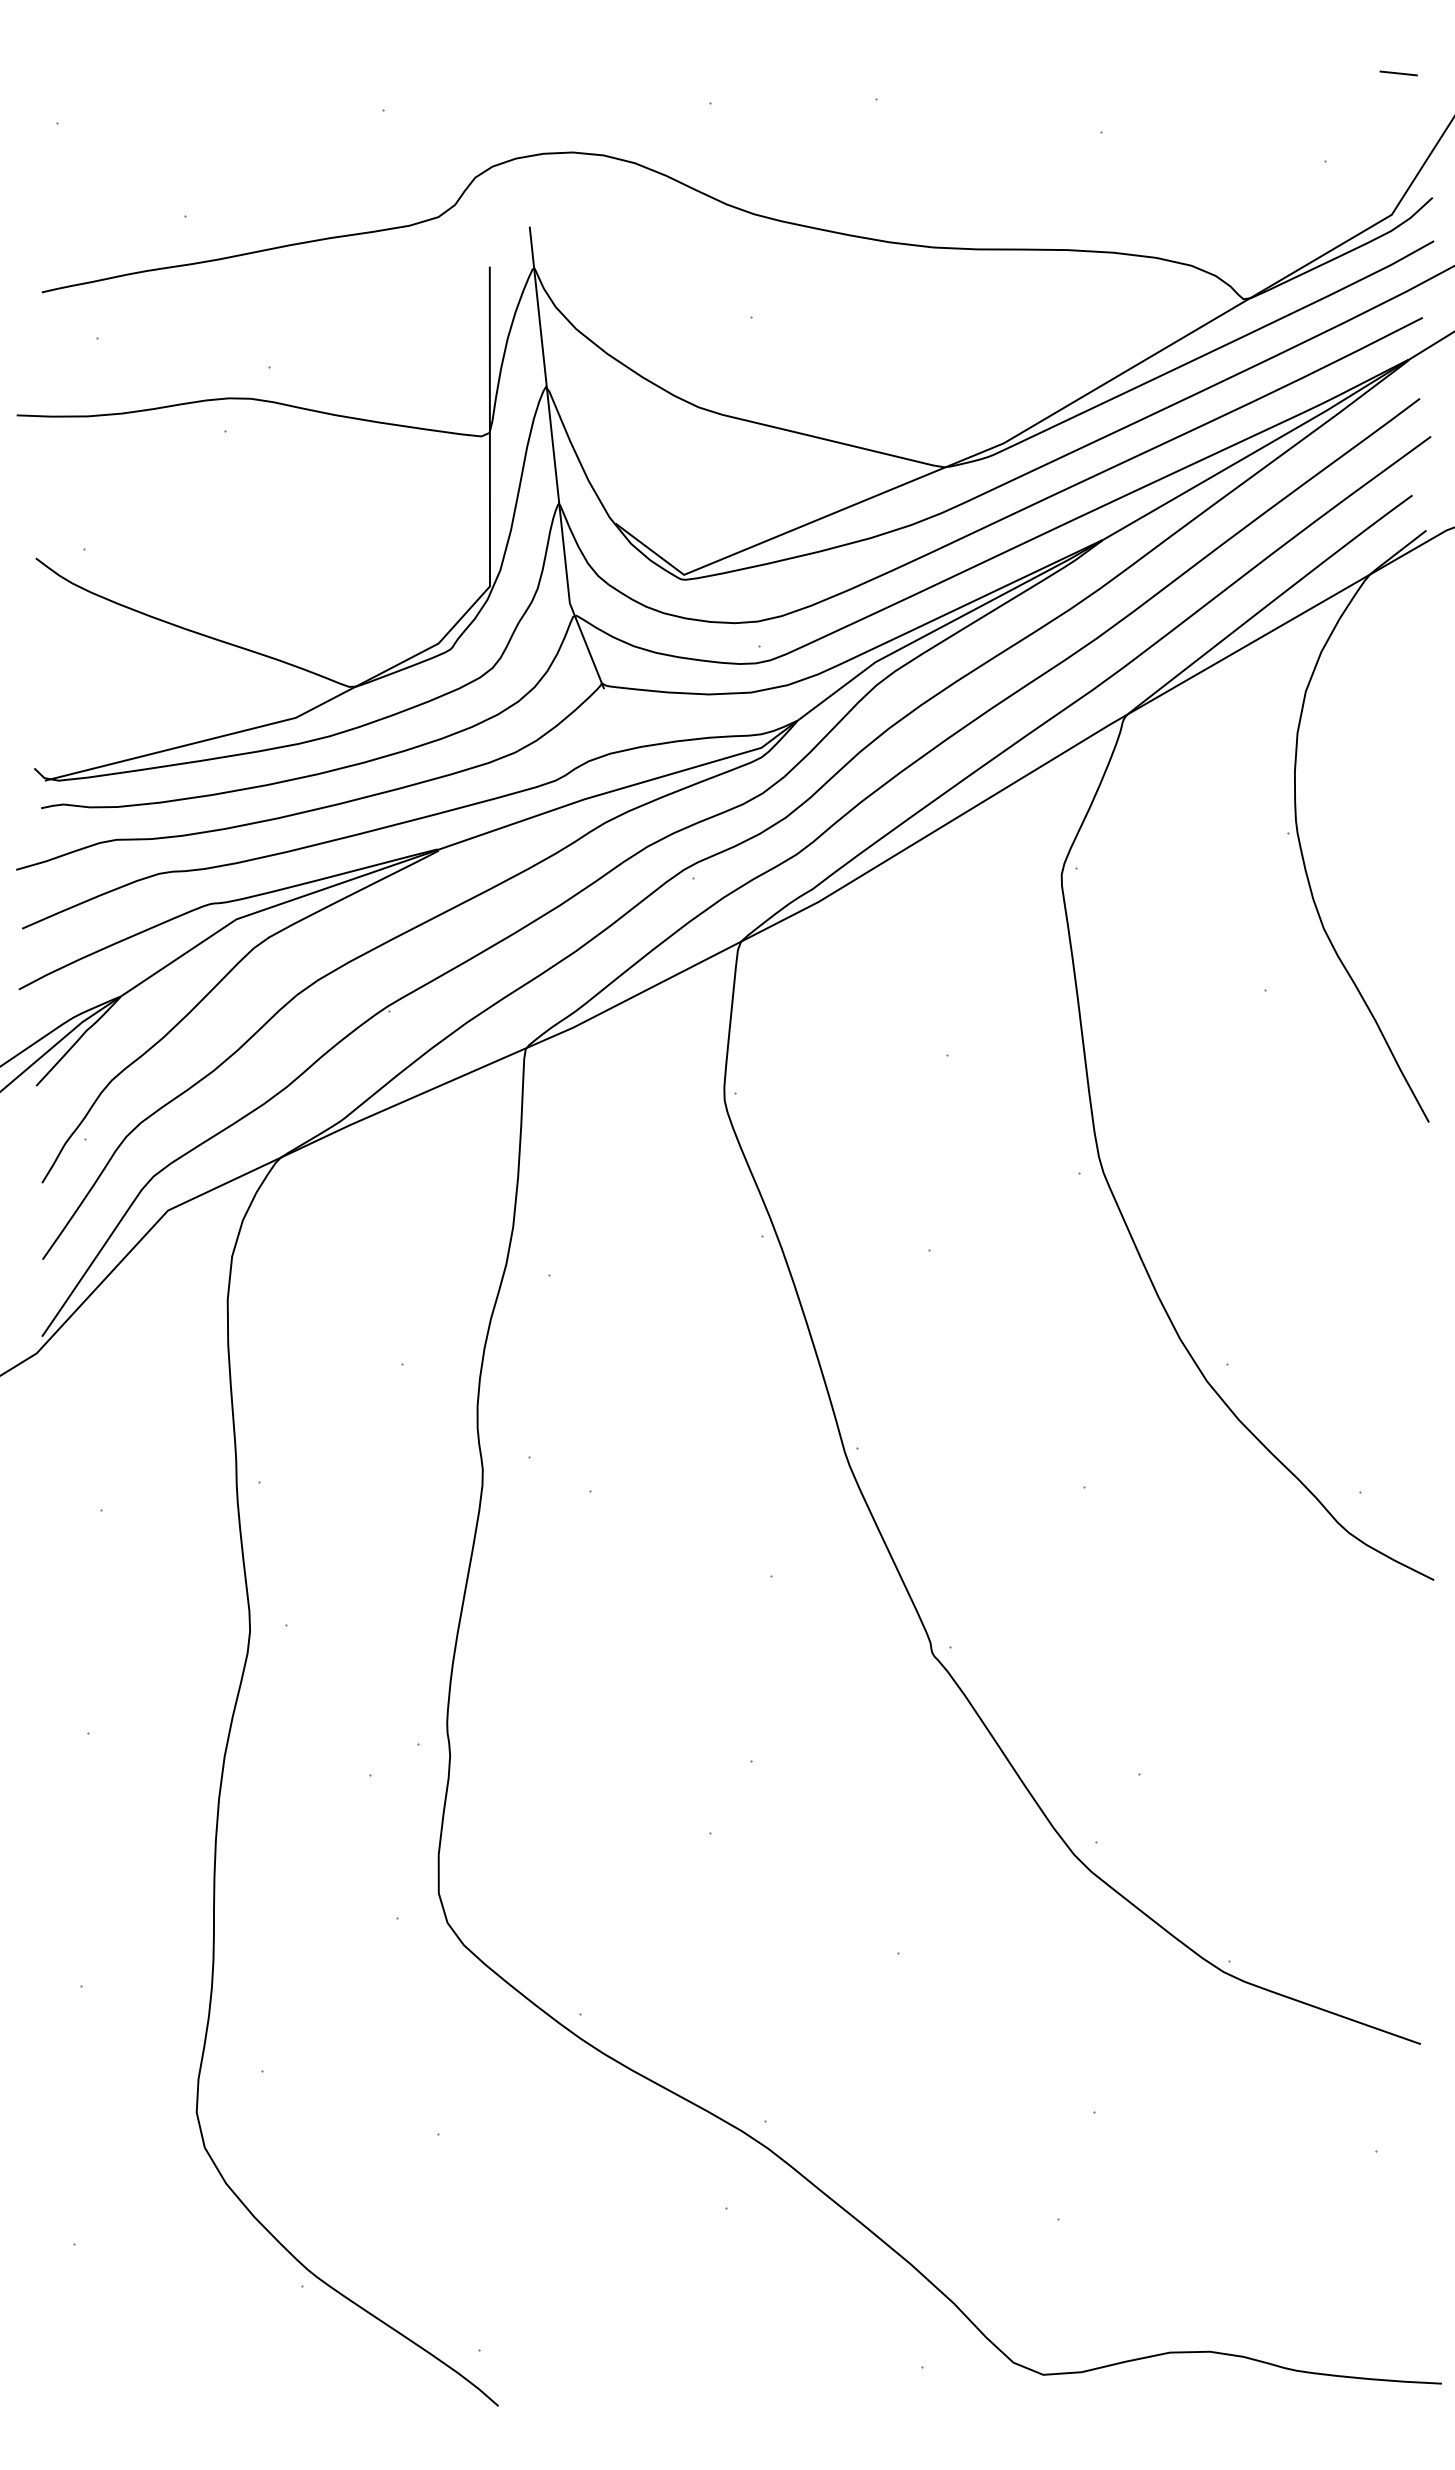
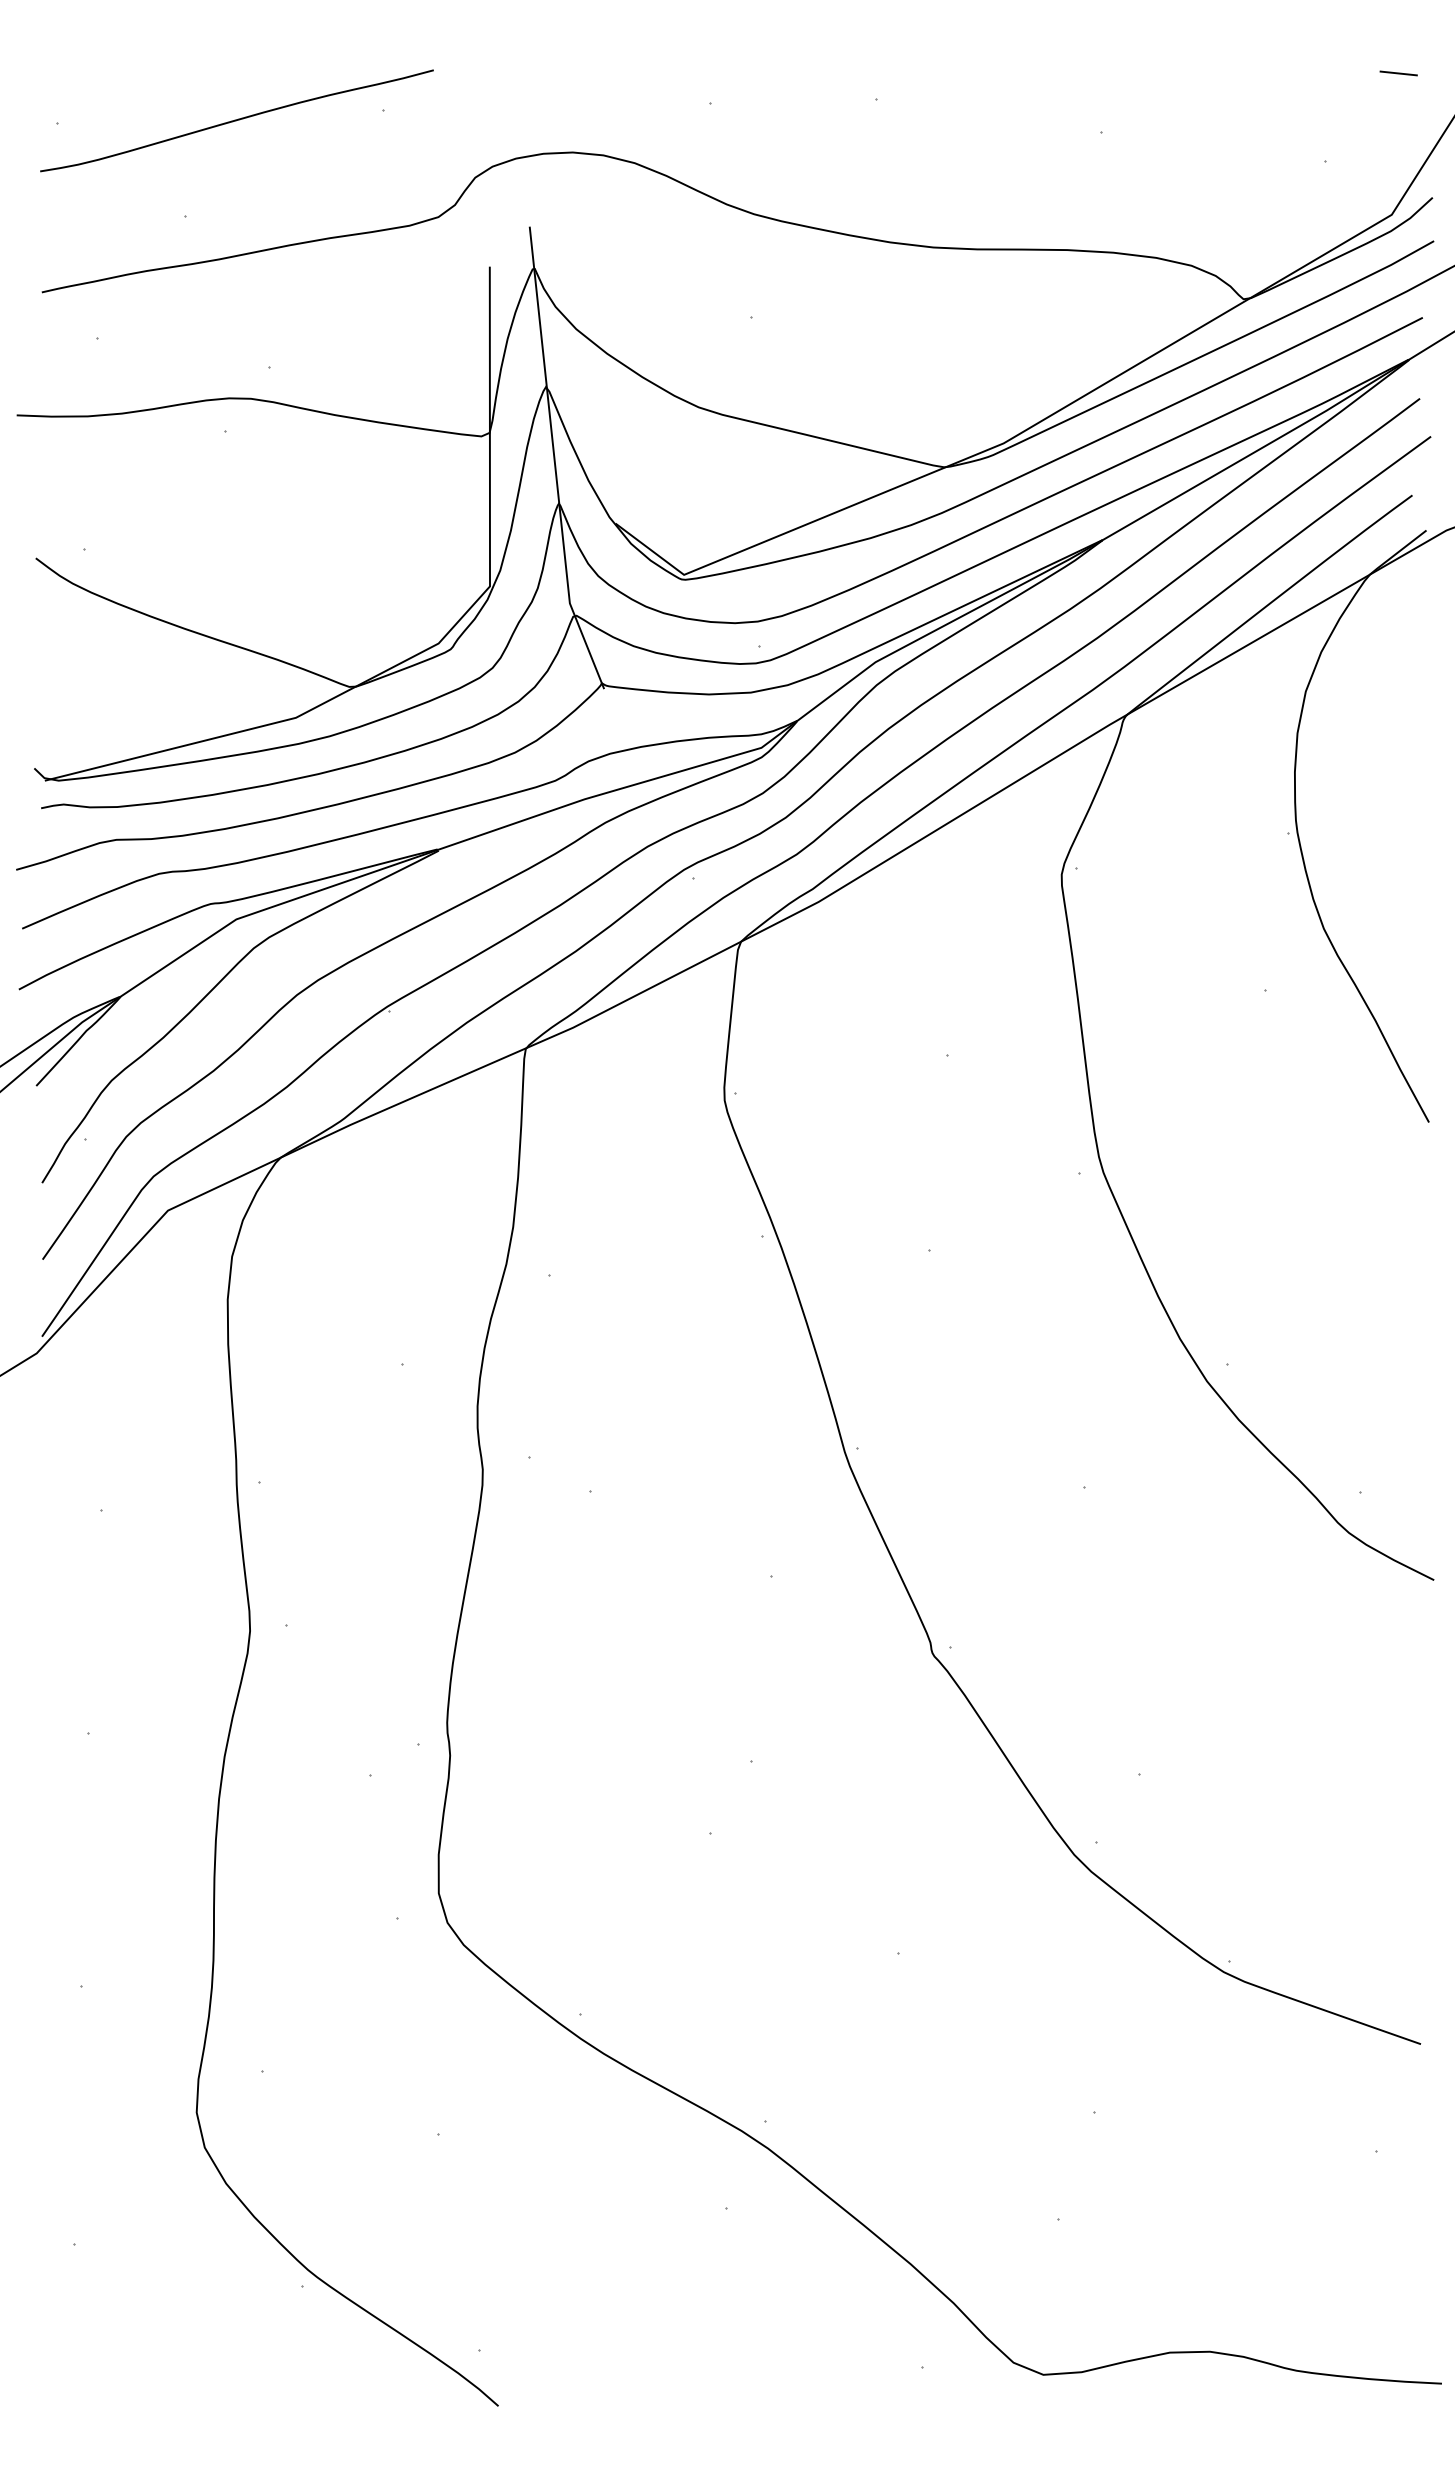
curve: none -> present (236, 120)
